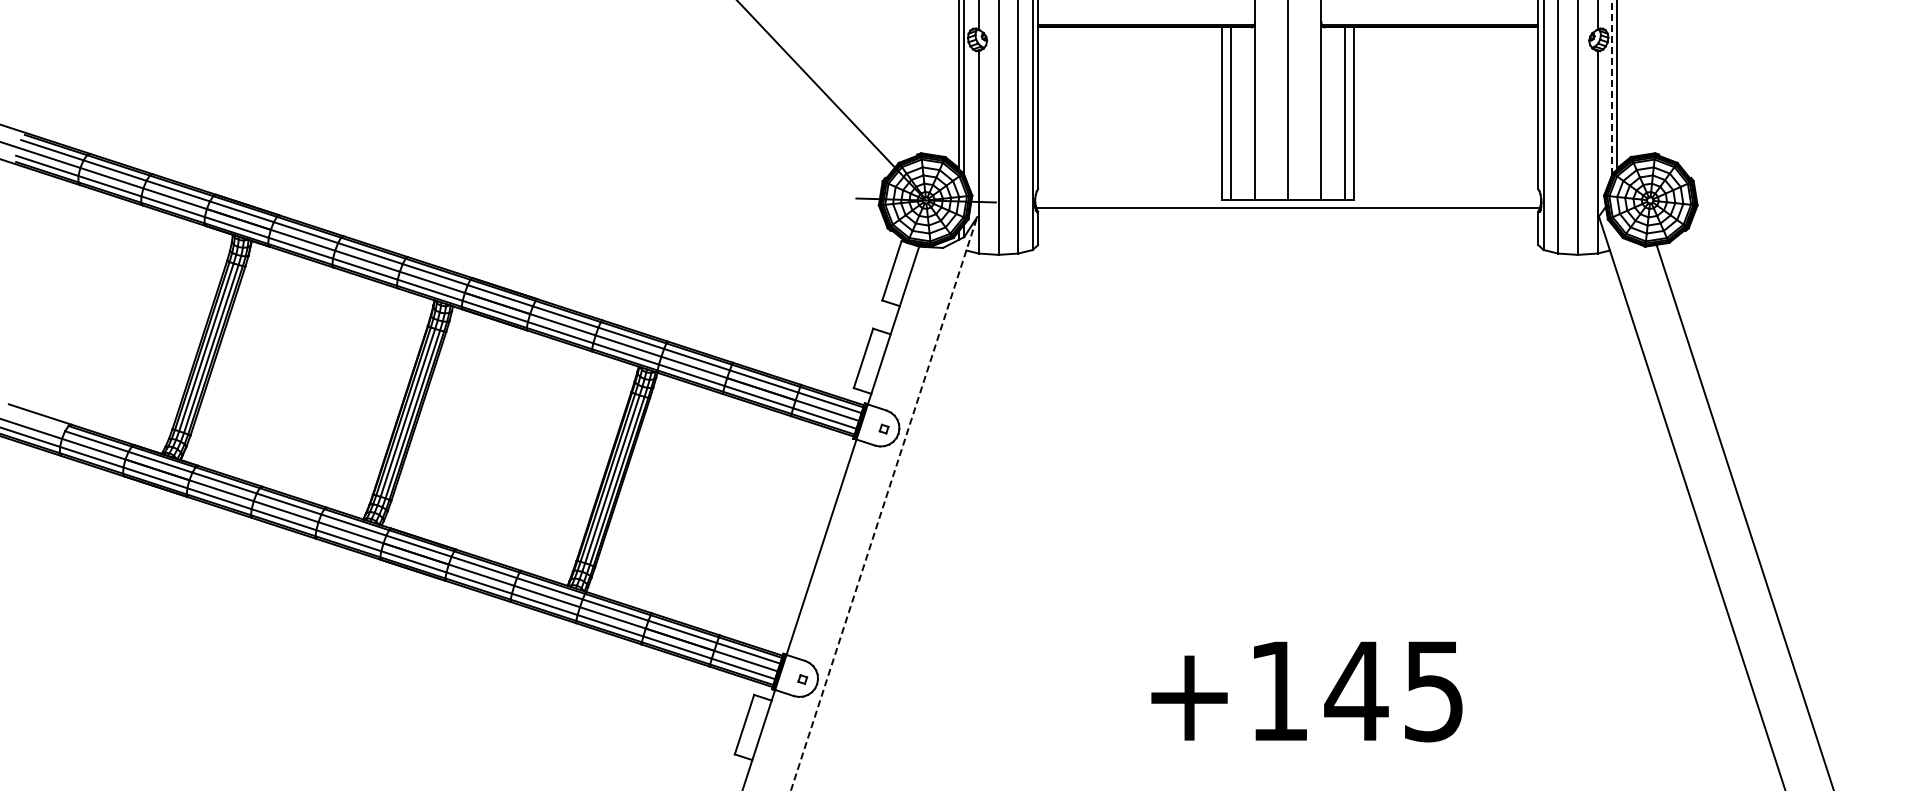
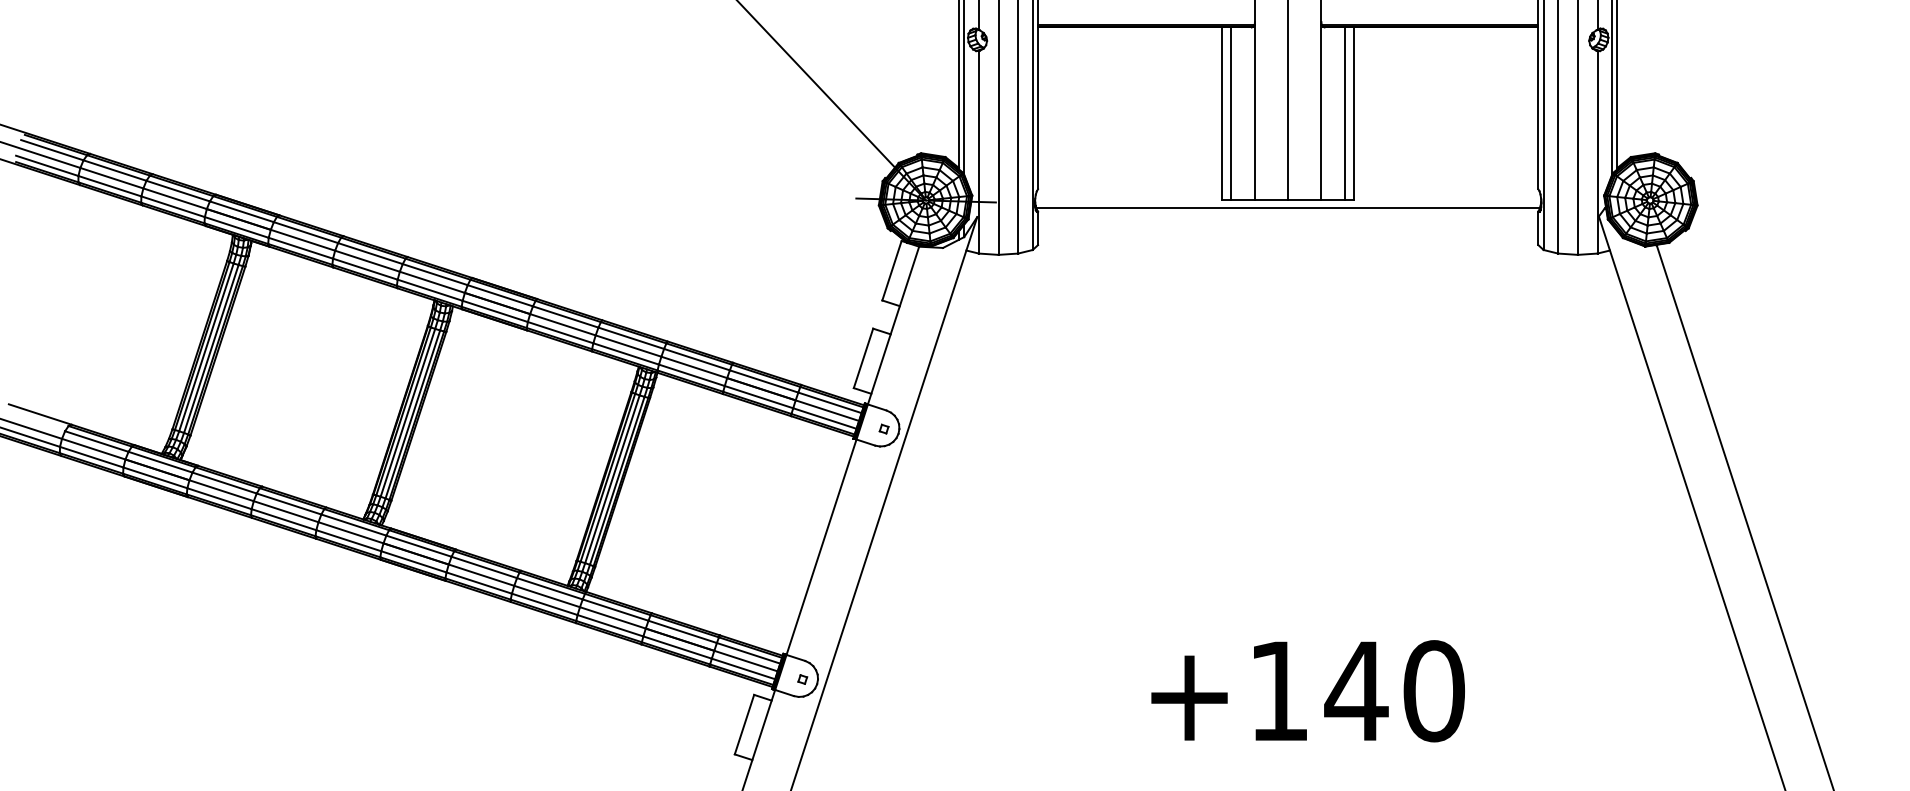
line: dashed -> solid (1612, 87)
line: dashed -> solid (884, 503)
text: +145 -> +140 (1433, 691)
